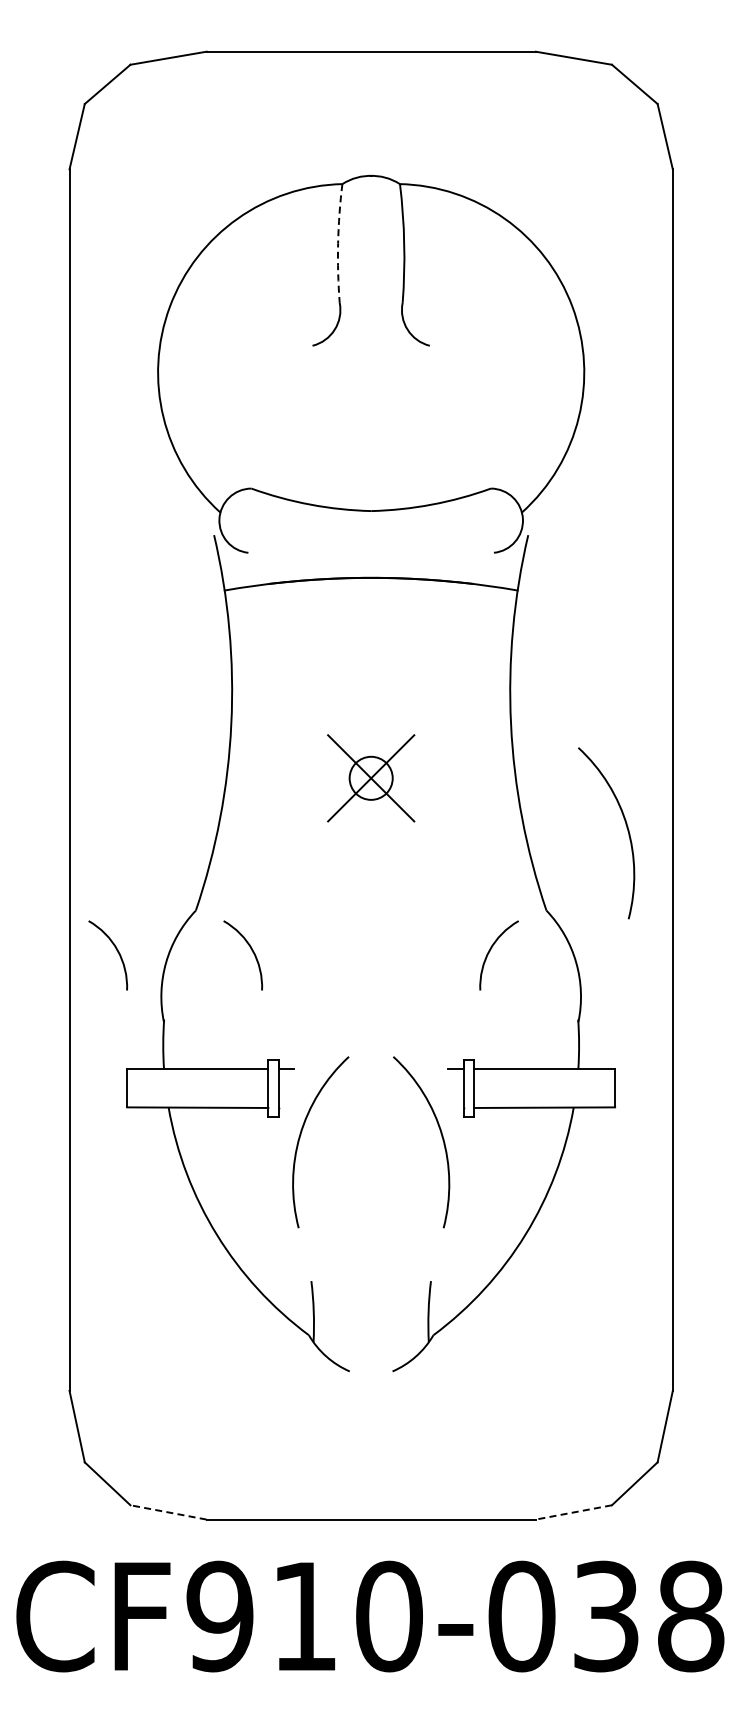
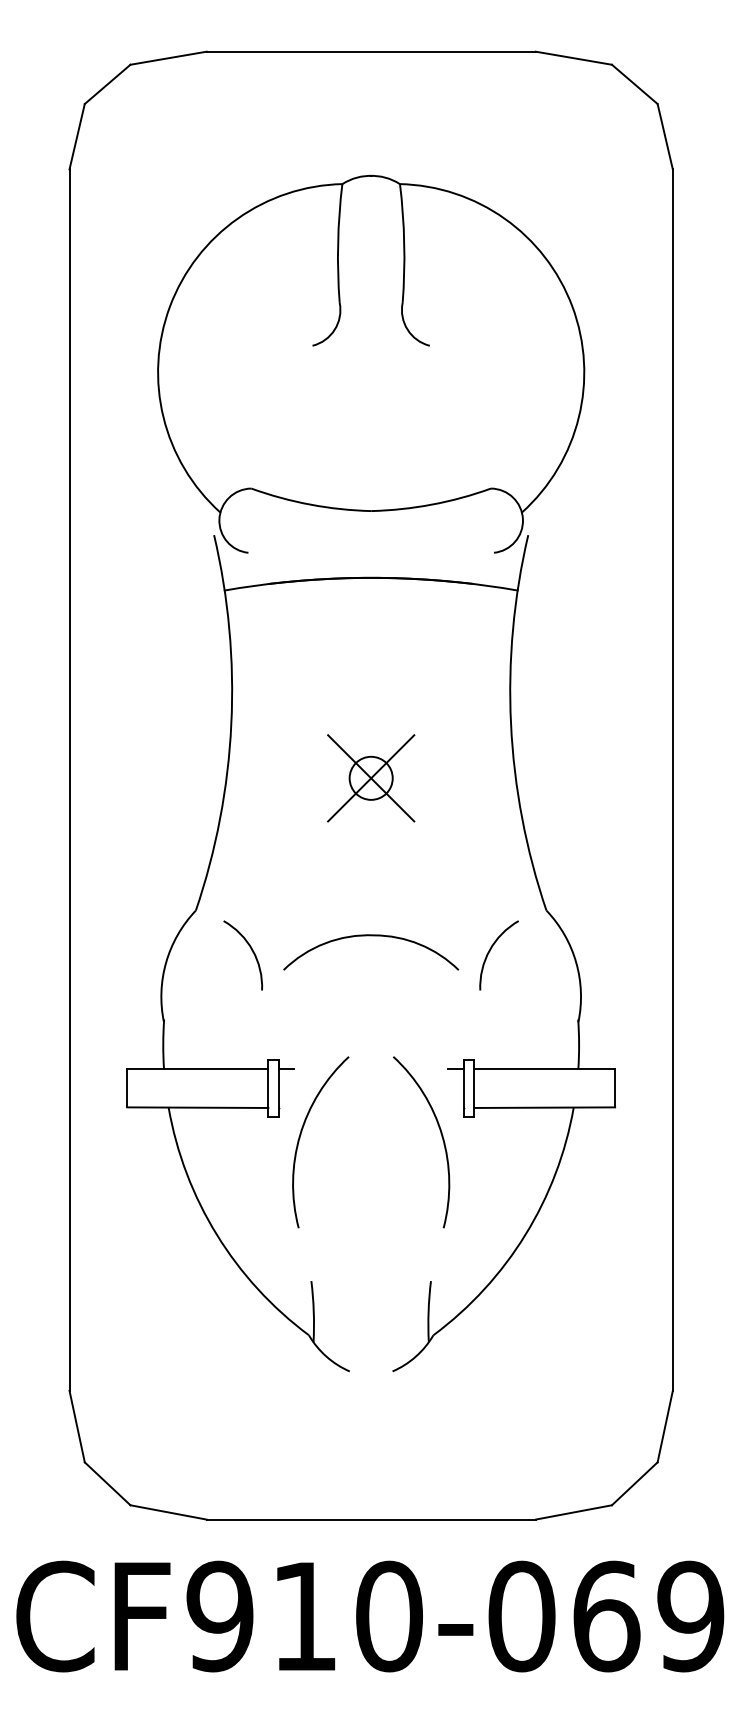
arc: dashed -> solid (338, 243)
arc: present -> none (626, 828)
part: none -> present (371, 936)
arc: present -> none (116, 950)
line: dashed -> solid (168, 1512)
line: dashed -> solid (573, 1512)
text: CF910-038 -> CF910-069 (648, 1616)
